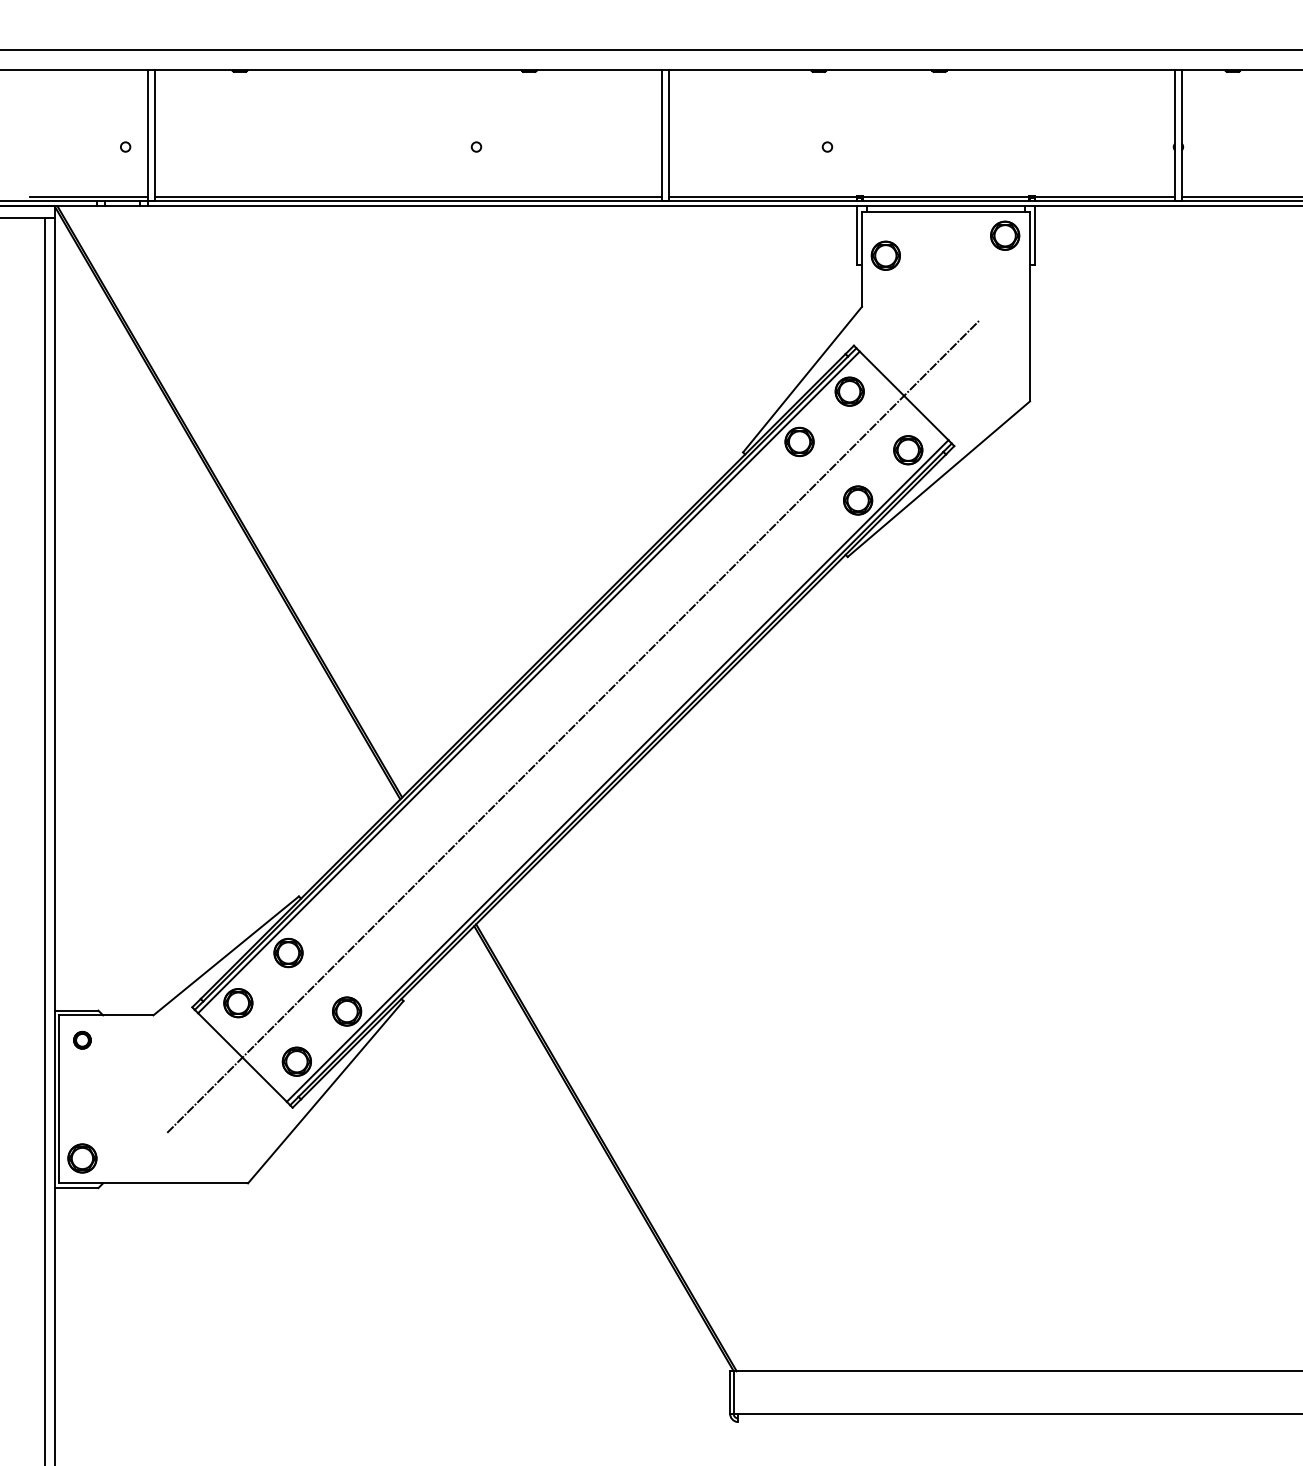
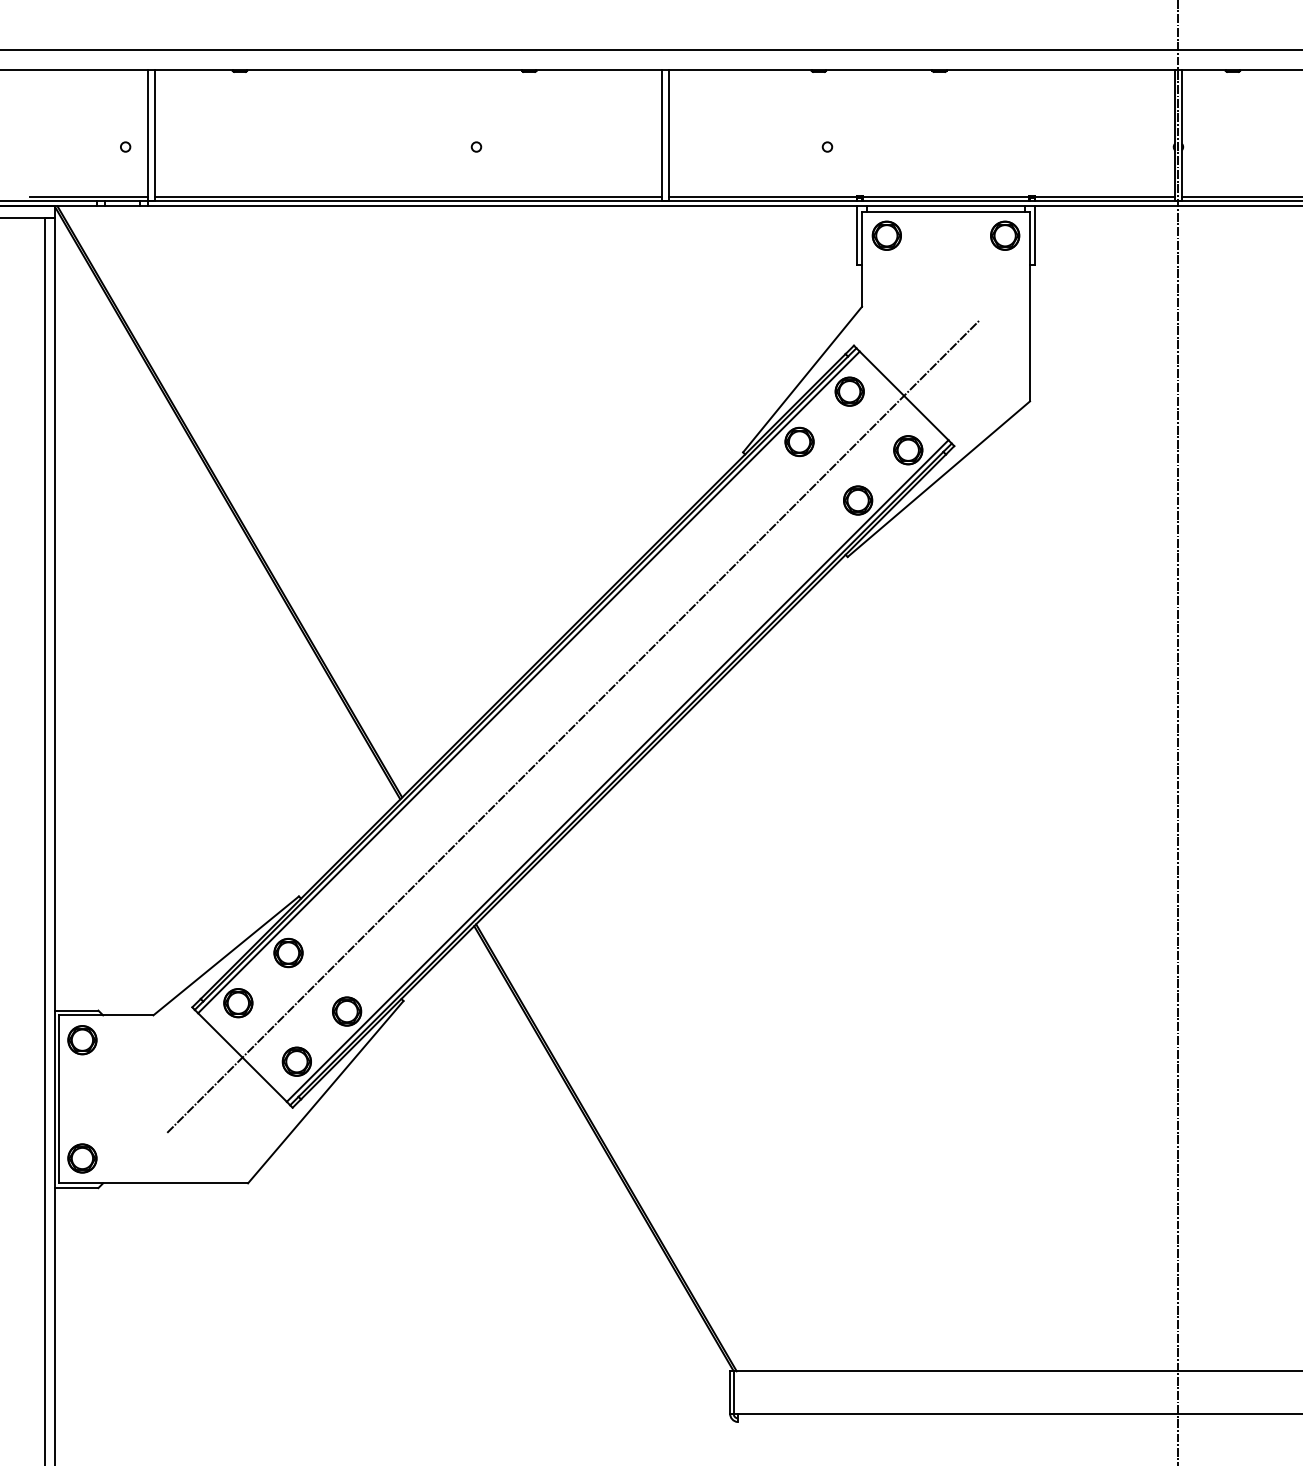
part position: (885, 255) -> (886, 235) (886, 235)
line: none -> present (1178, 732)
part size: 19x20 px -> 31x31 px (82, 1040)
